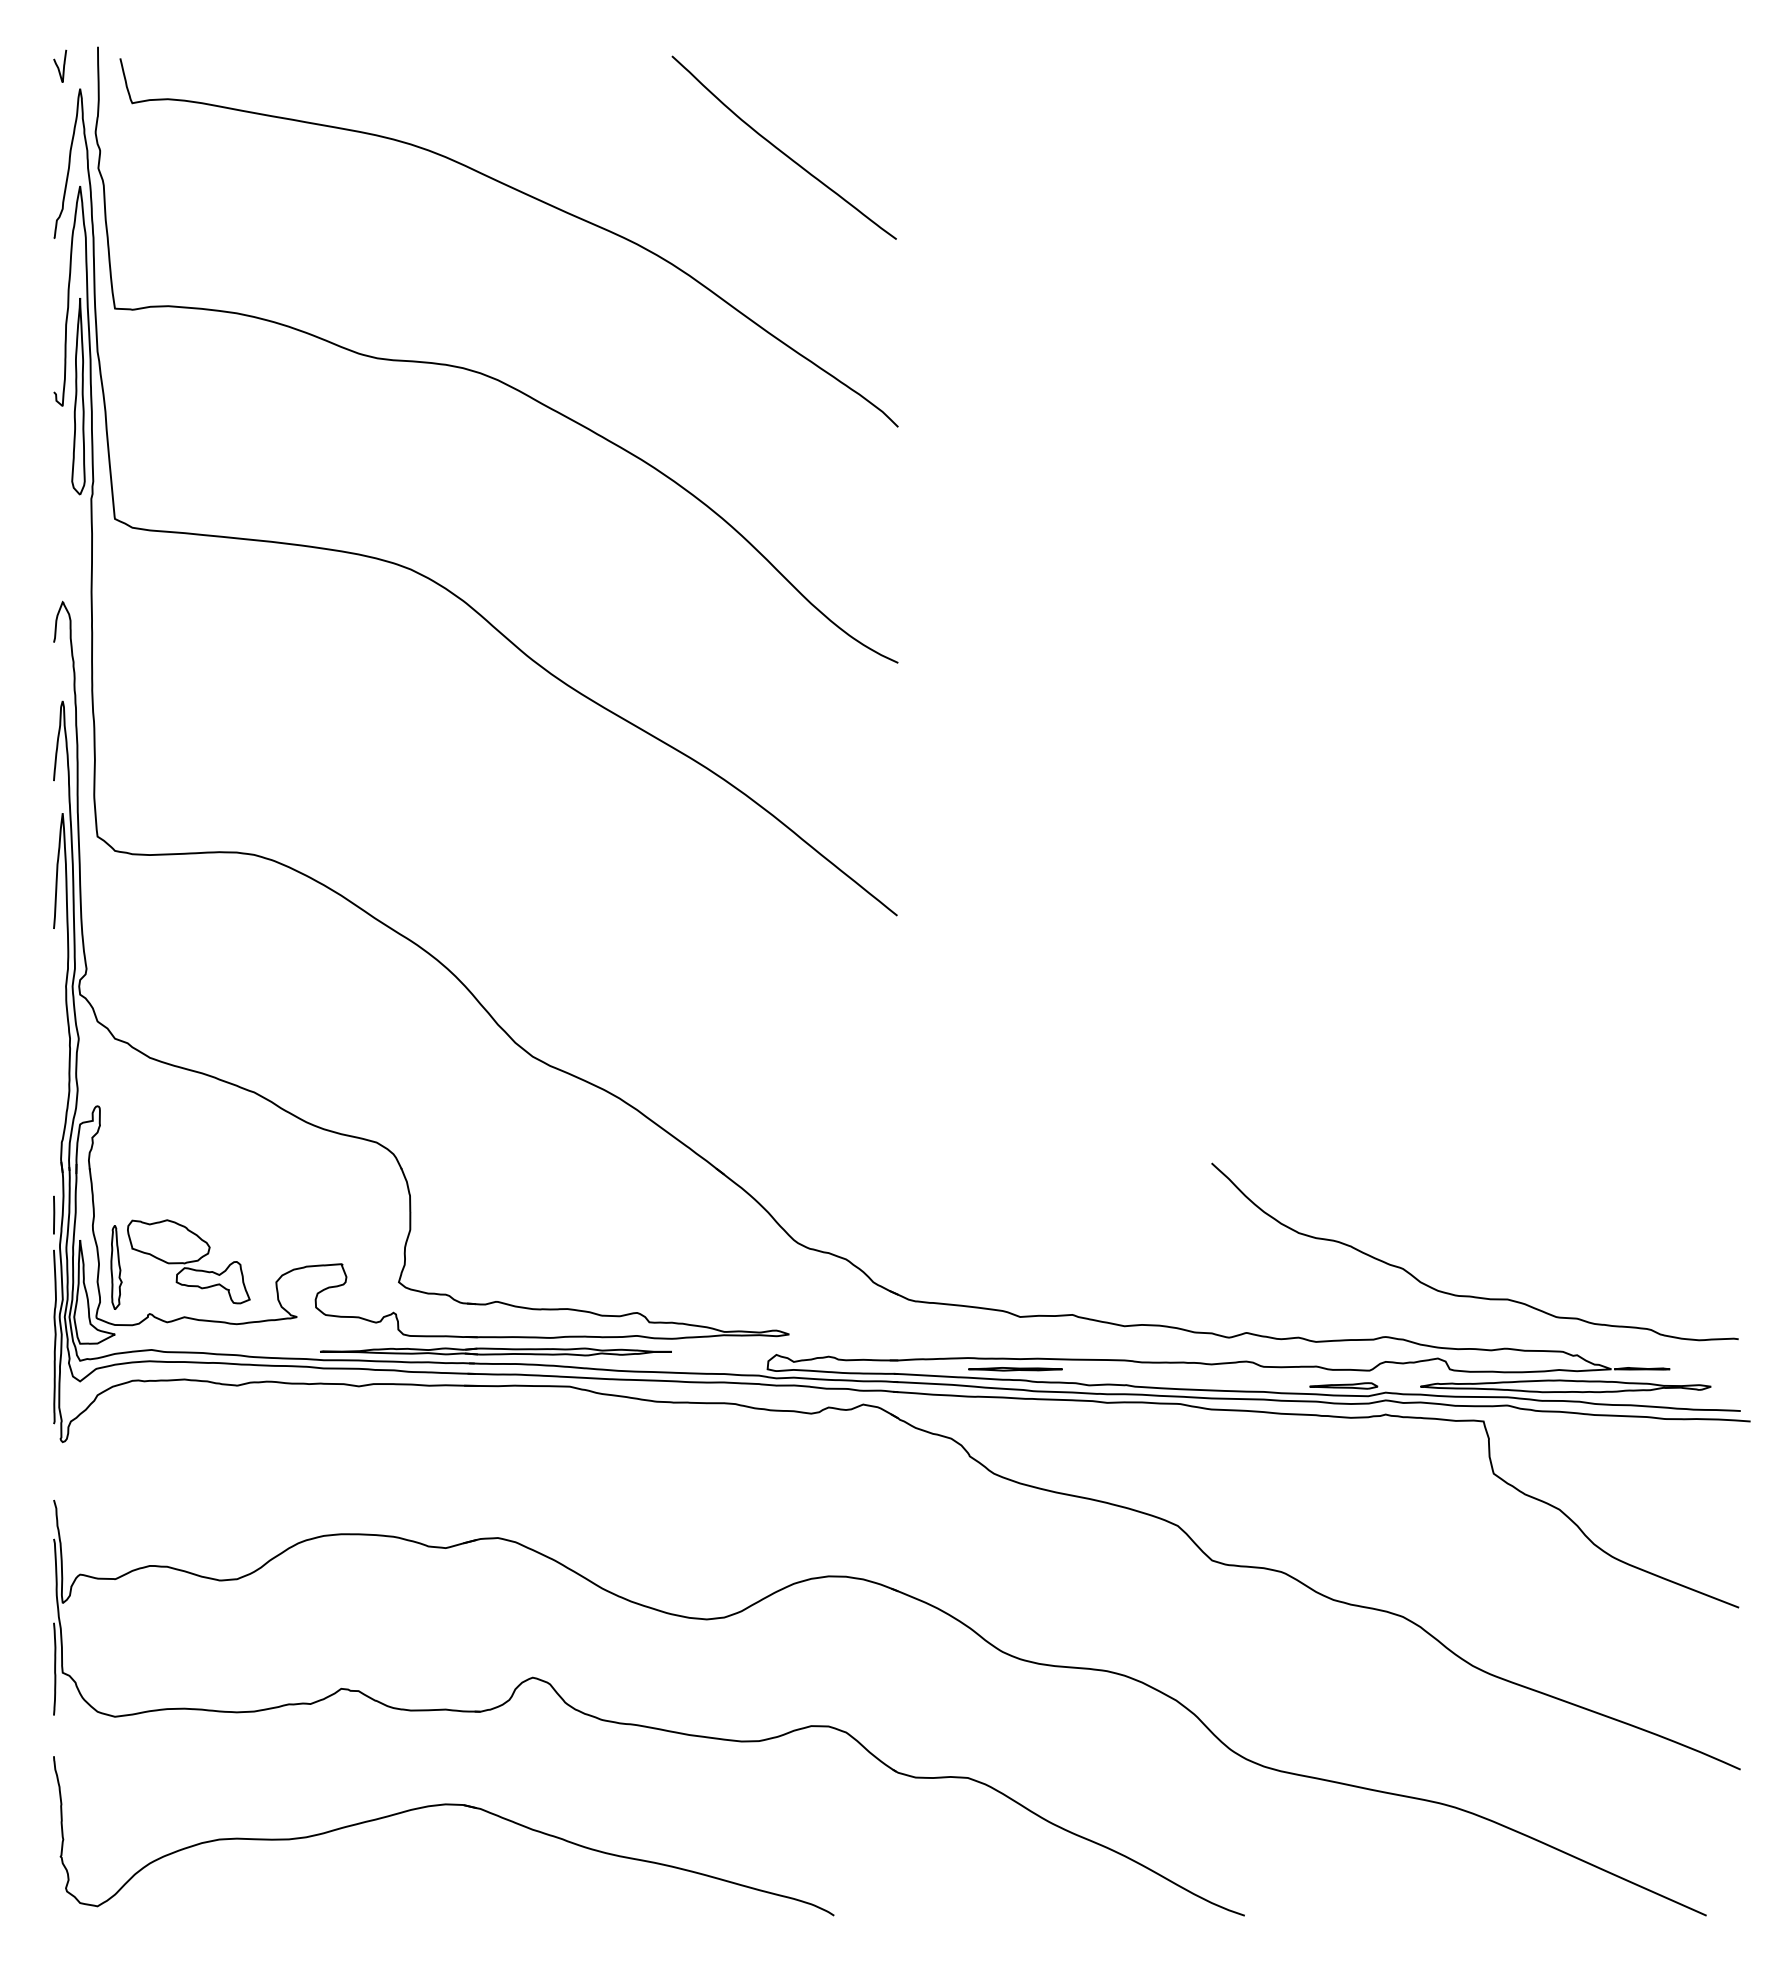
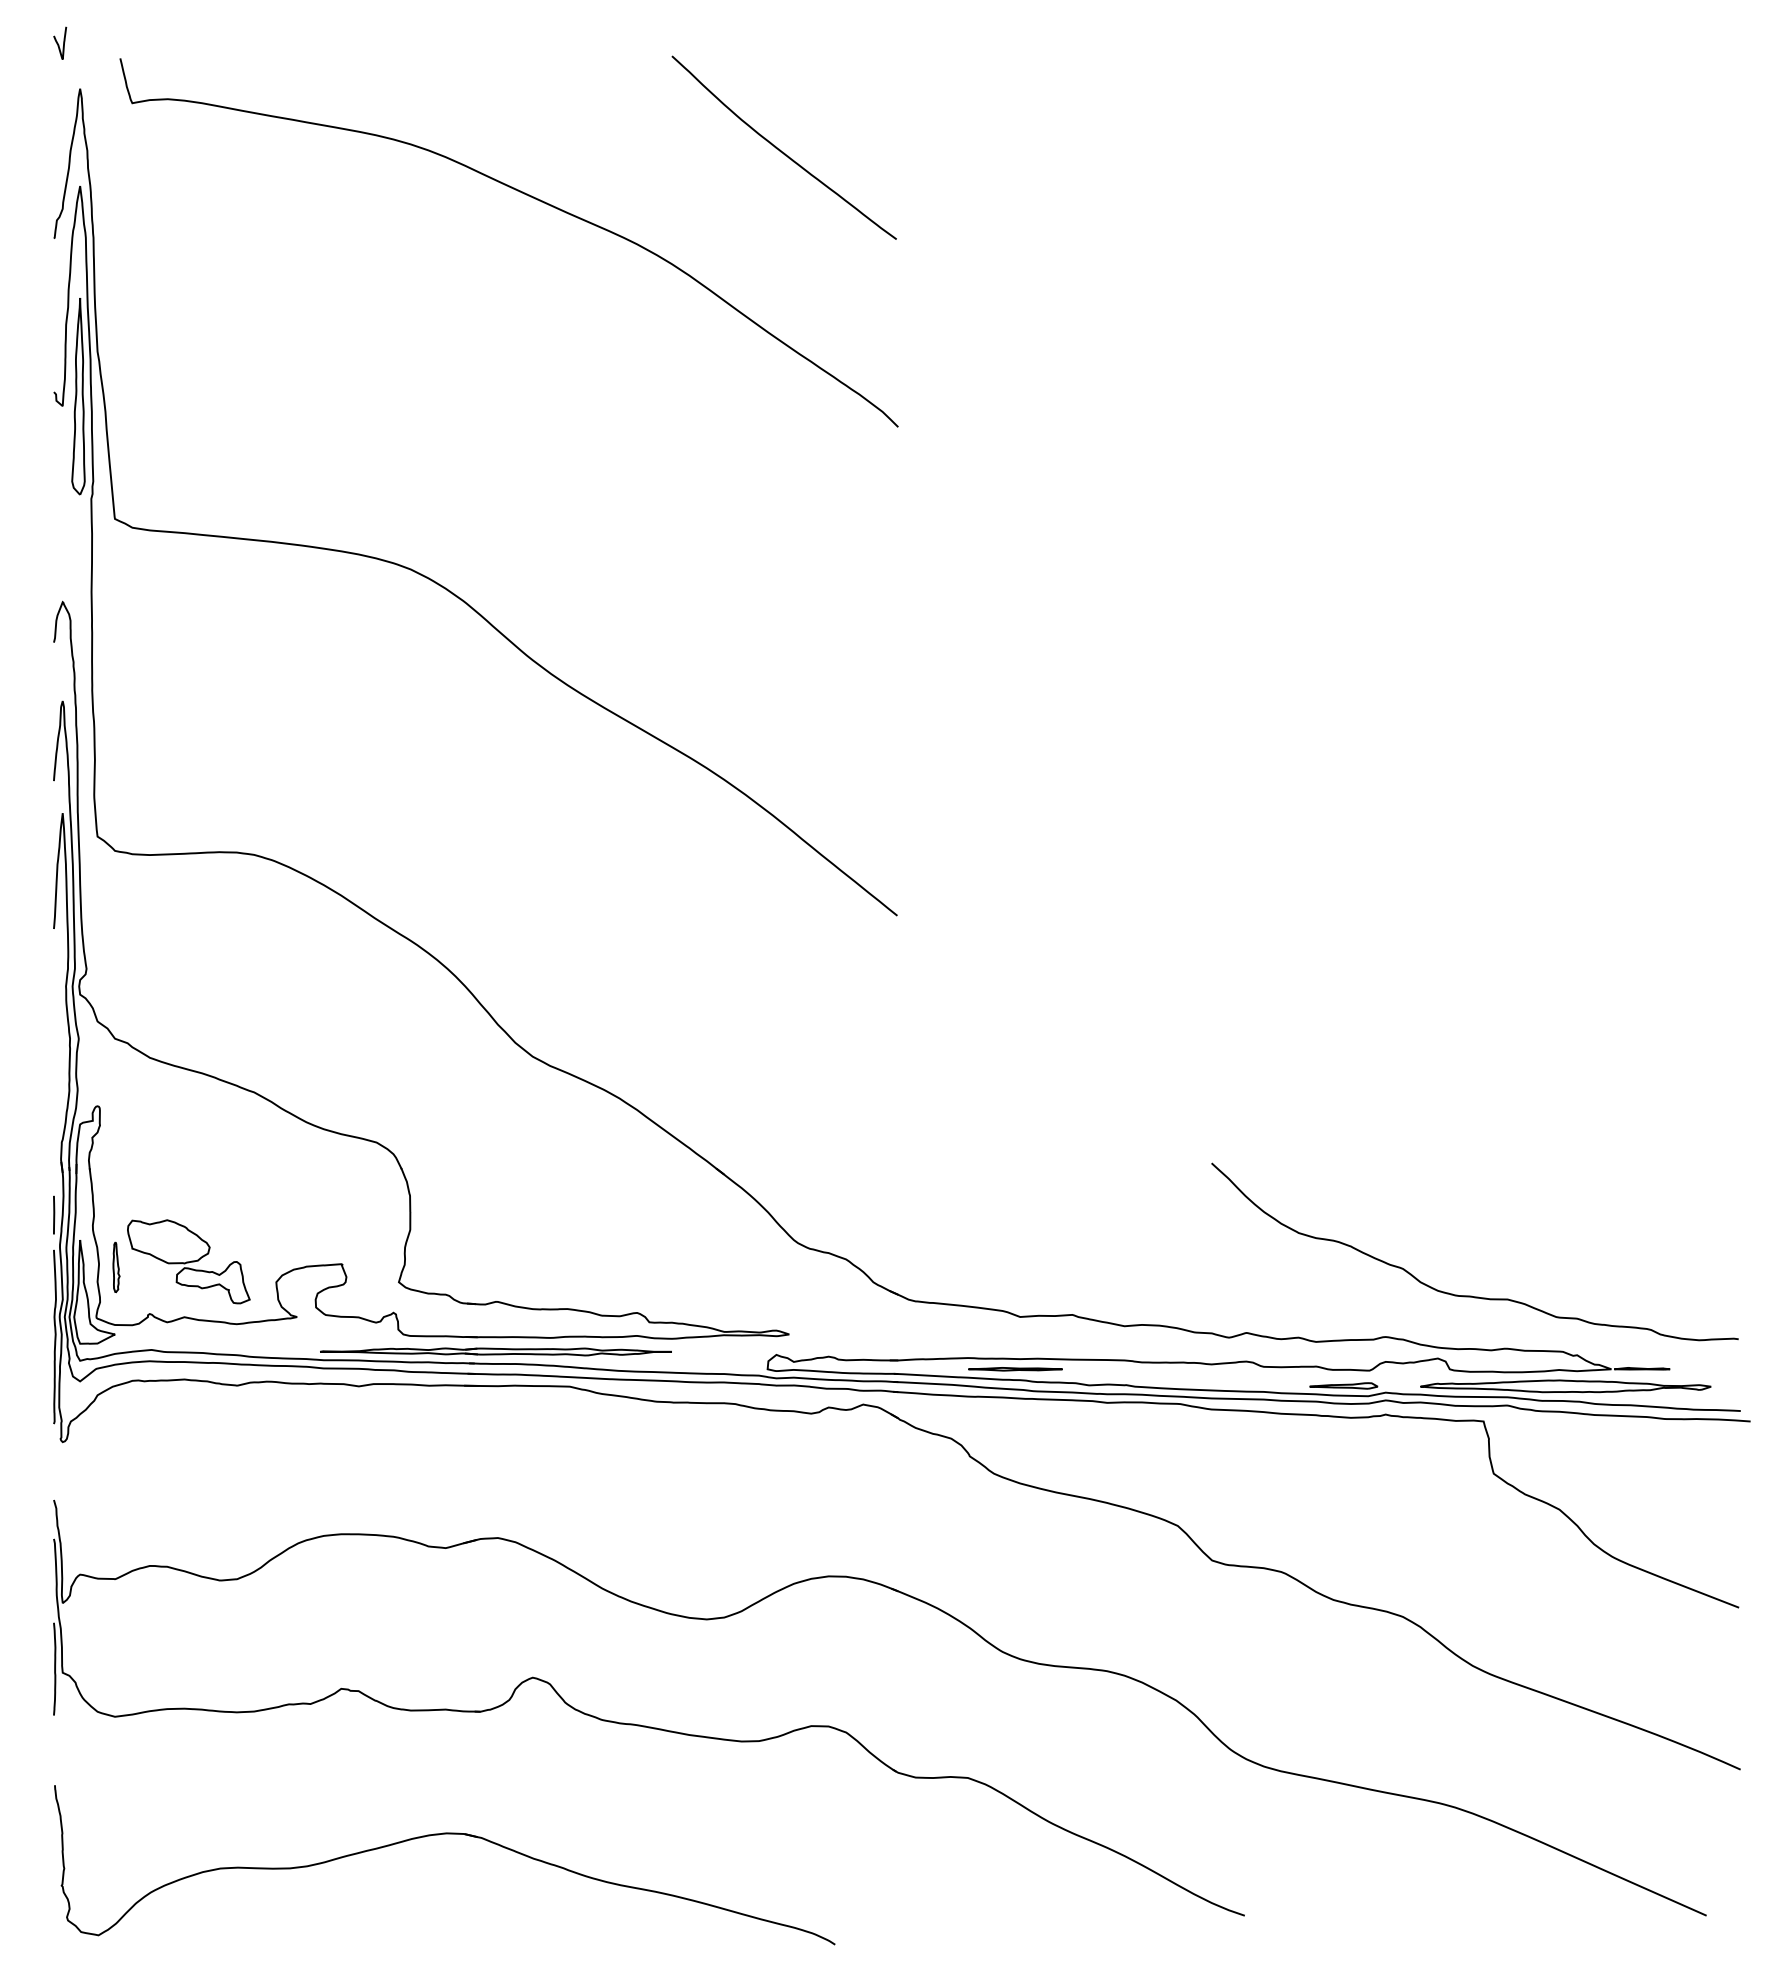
curve position: (58, 66) -> (58, 43) (58, 43)
curve: present -> none (489, 375)
part size: 13x85 px -> 9x53 px (116, 1267)
part position: (438, 1806) -> (439, 1835) (439, 1835)
